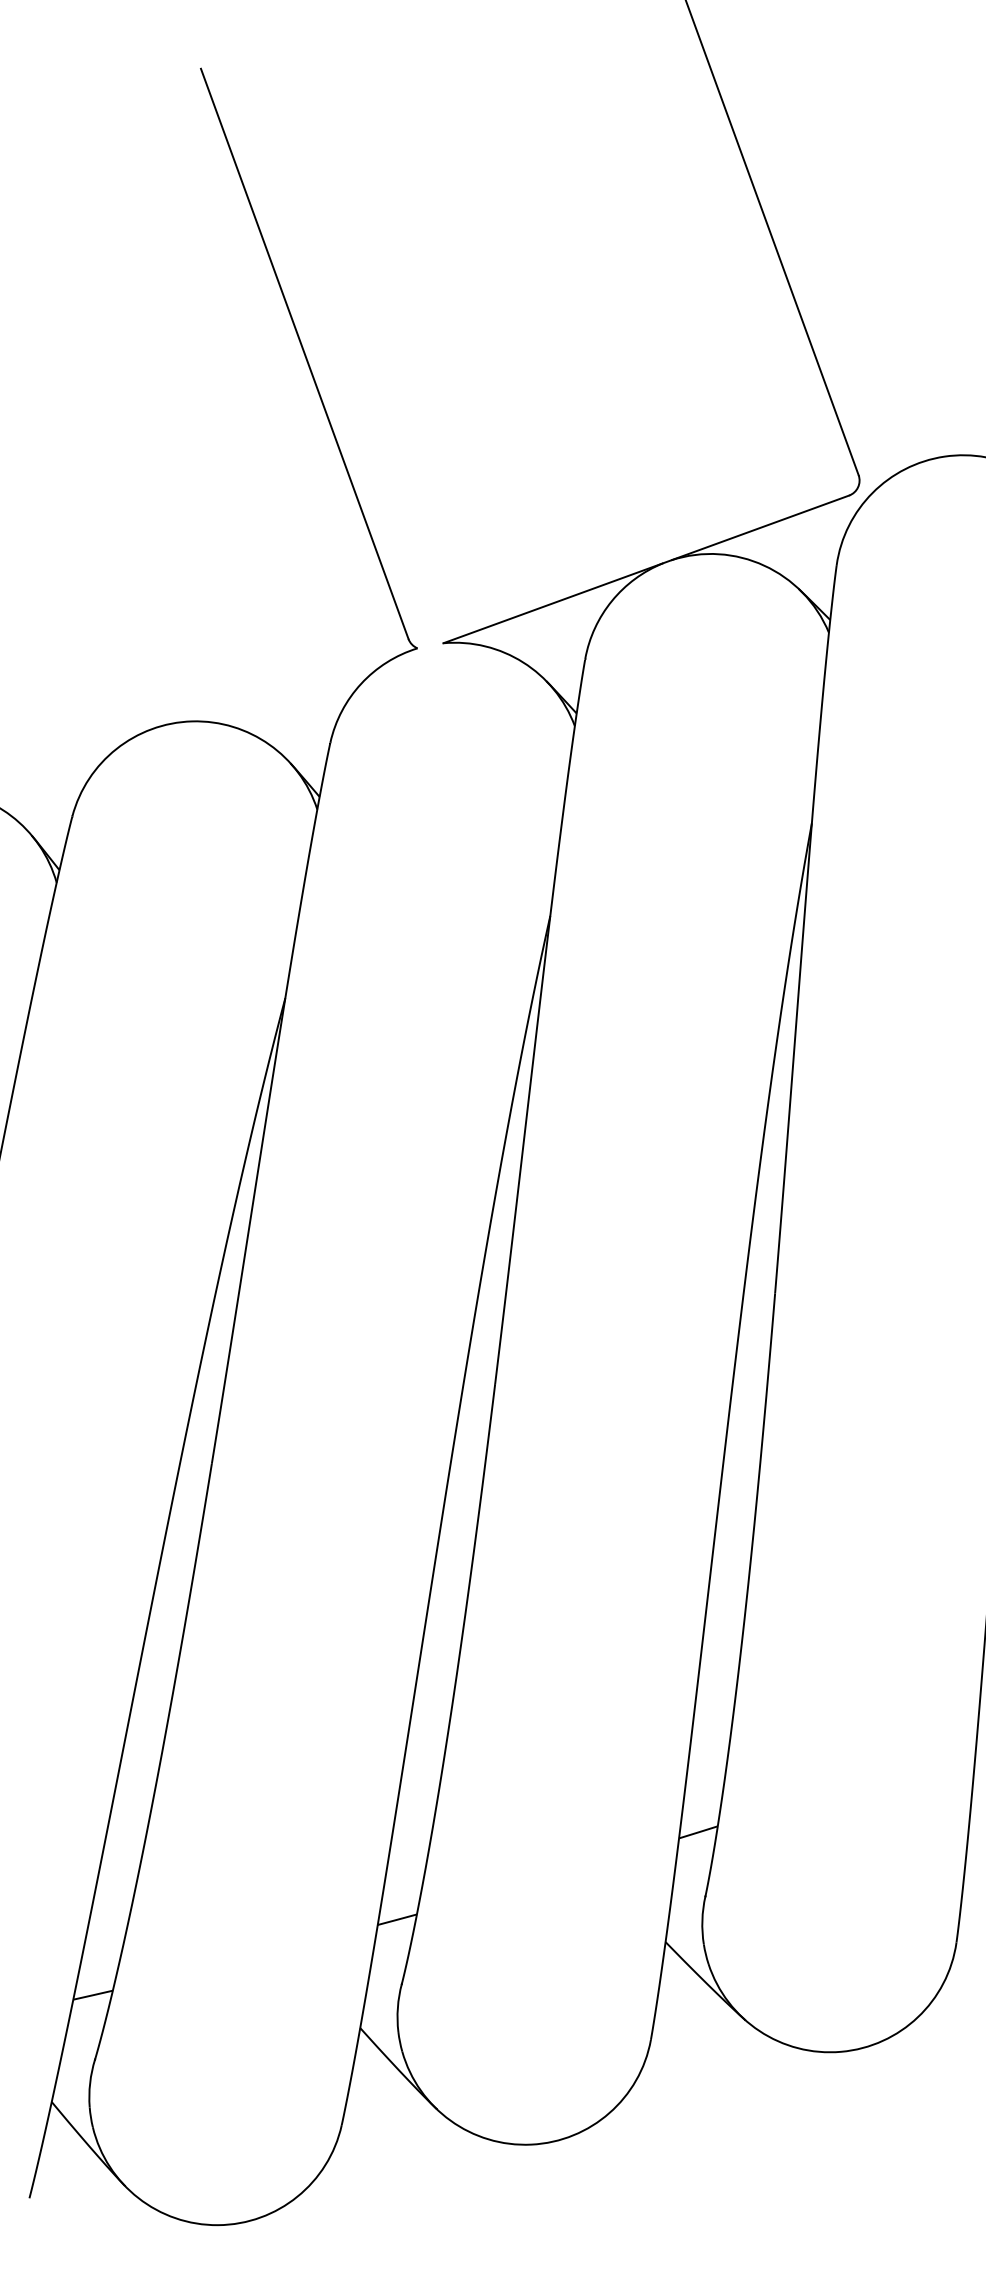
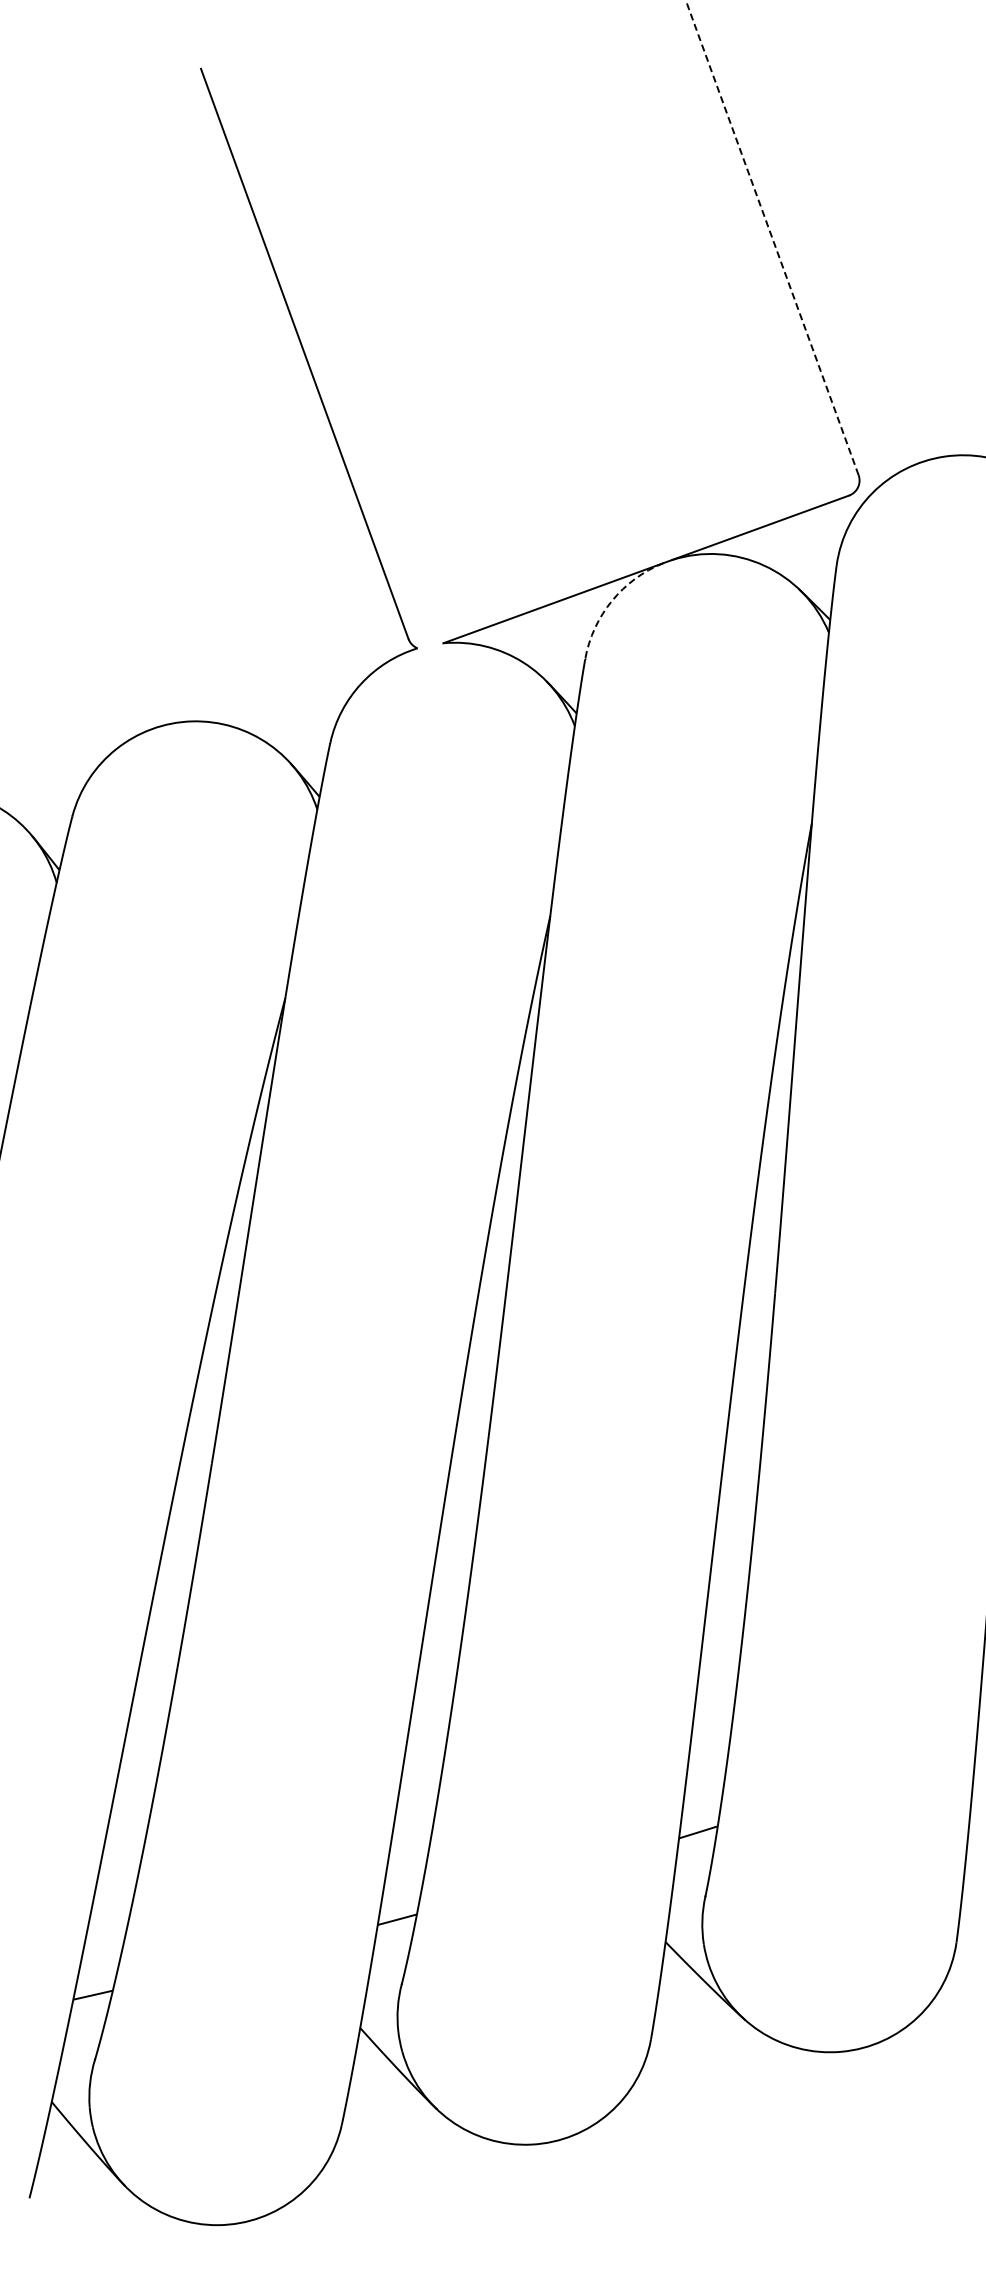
line: solid -> dashed (772, 237)
arc: solid -> dashed (612, 600)
